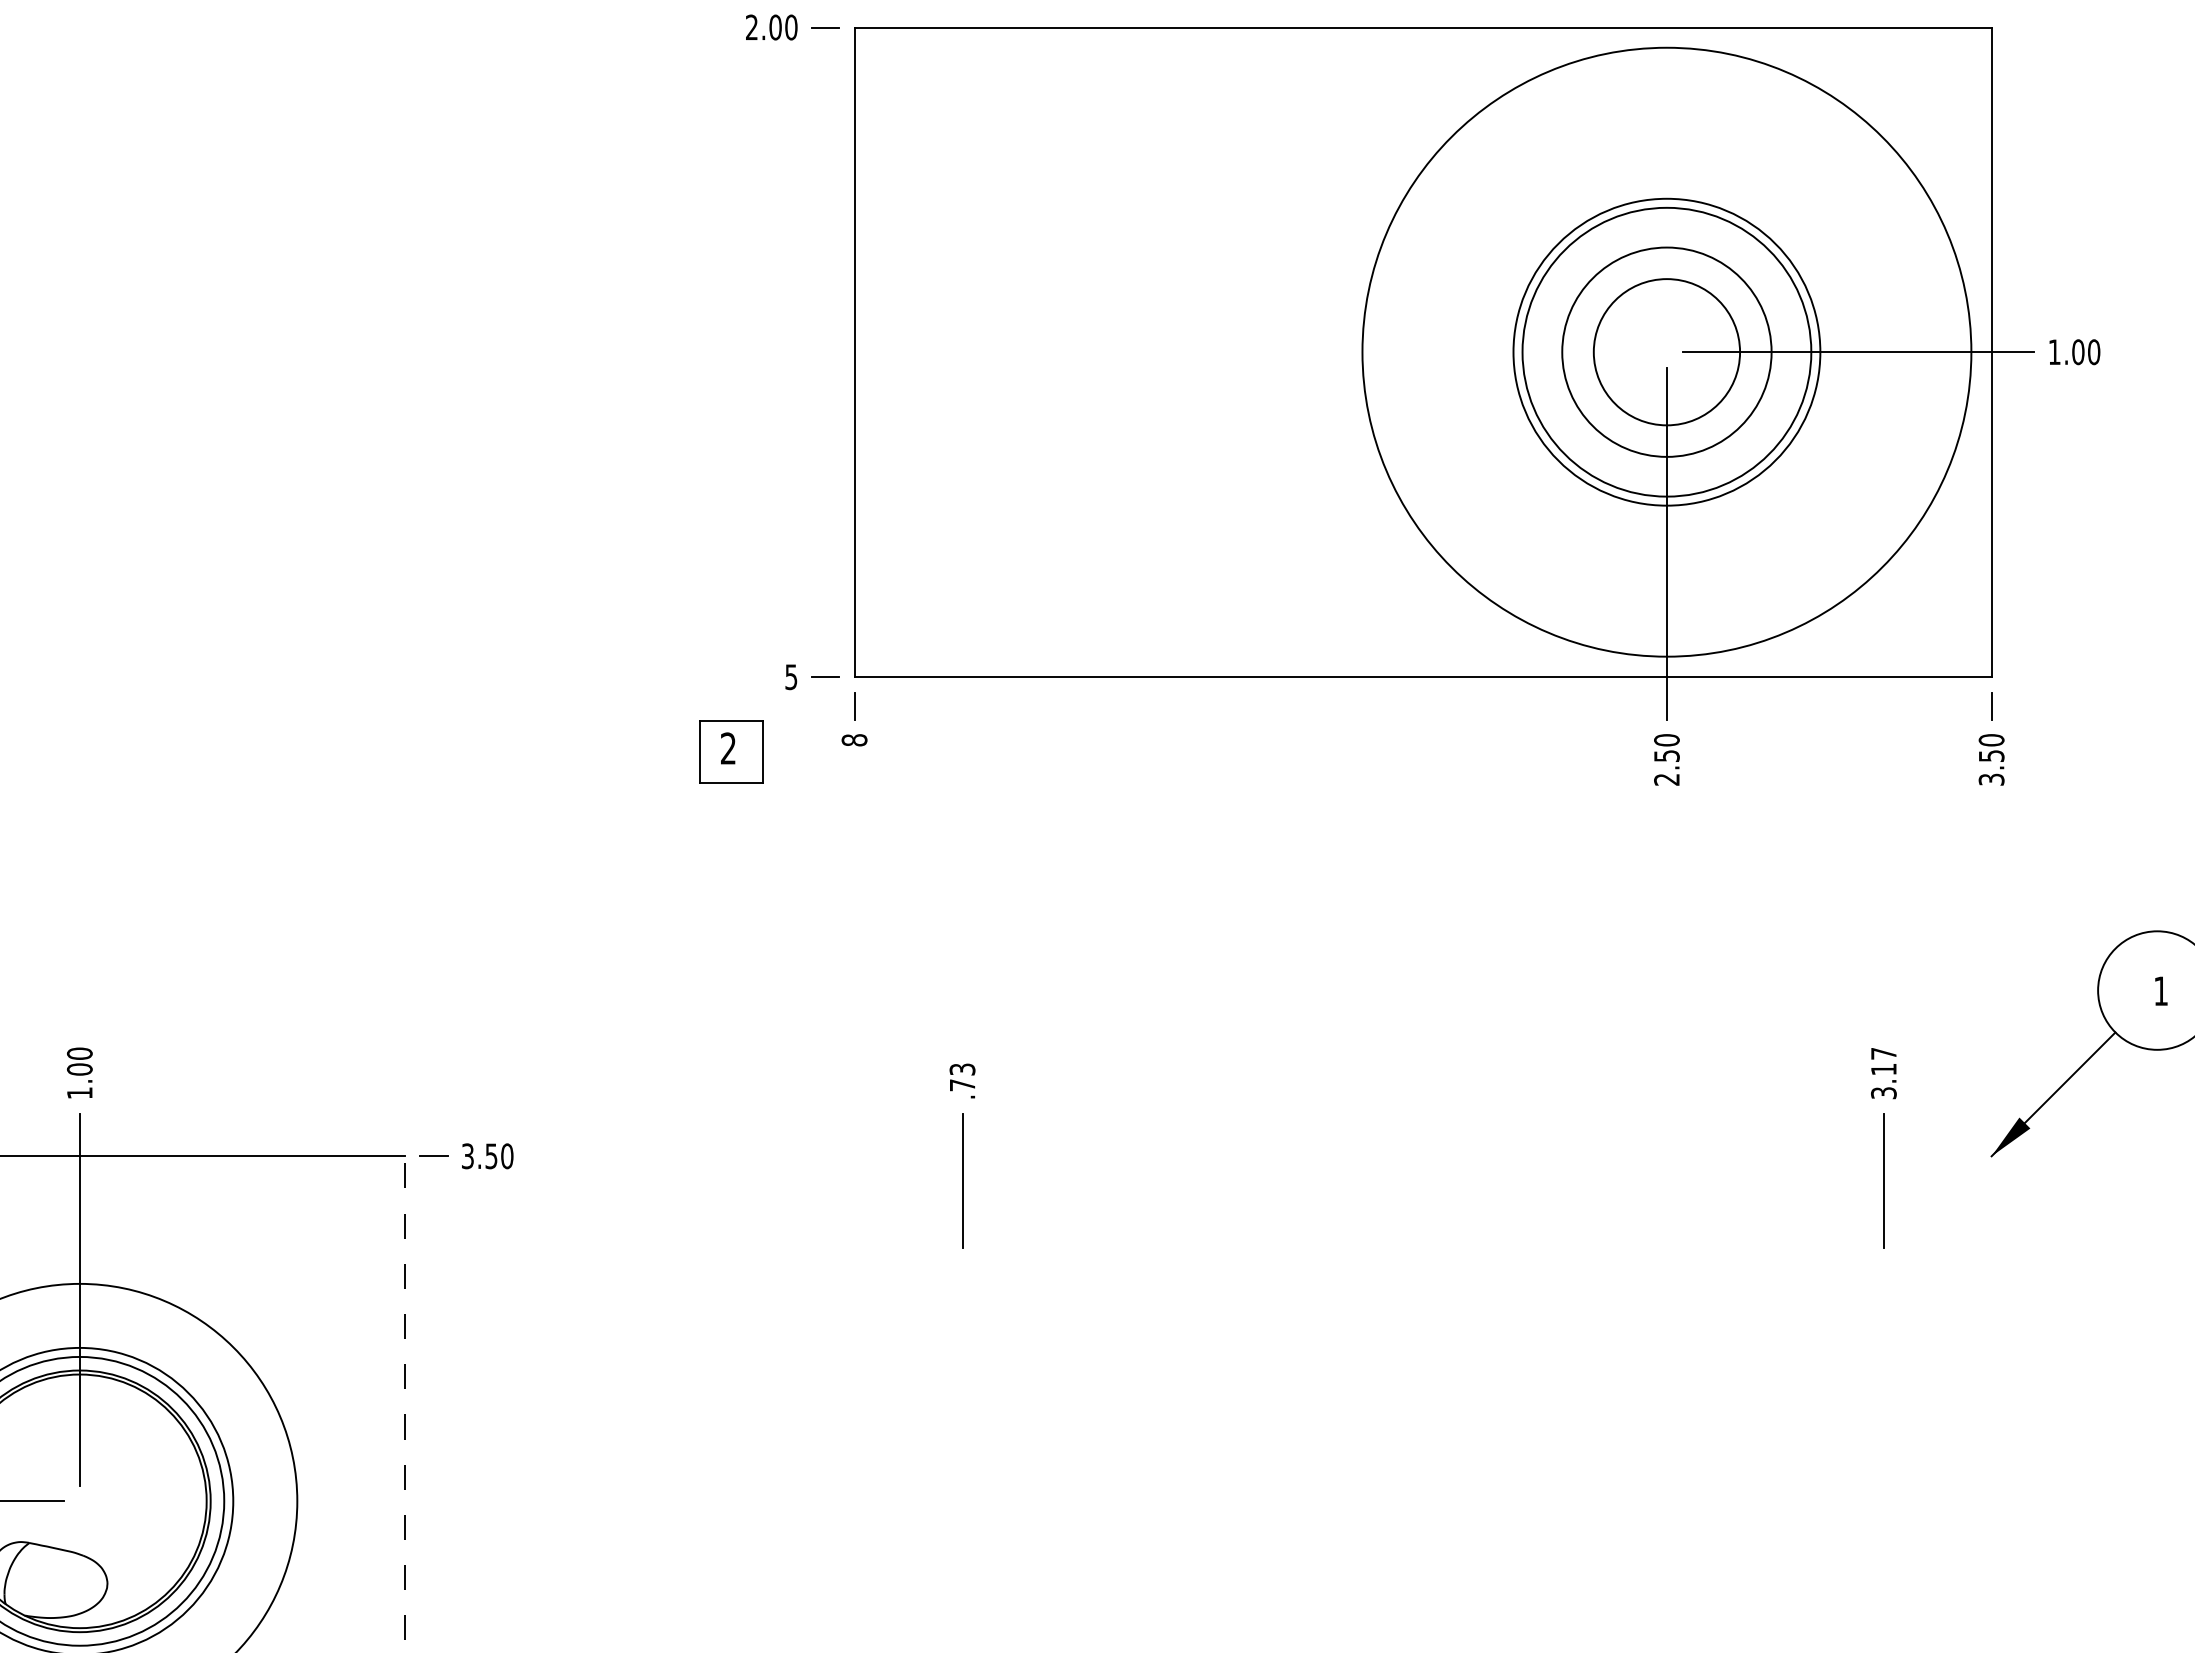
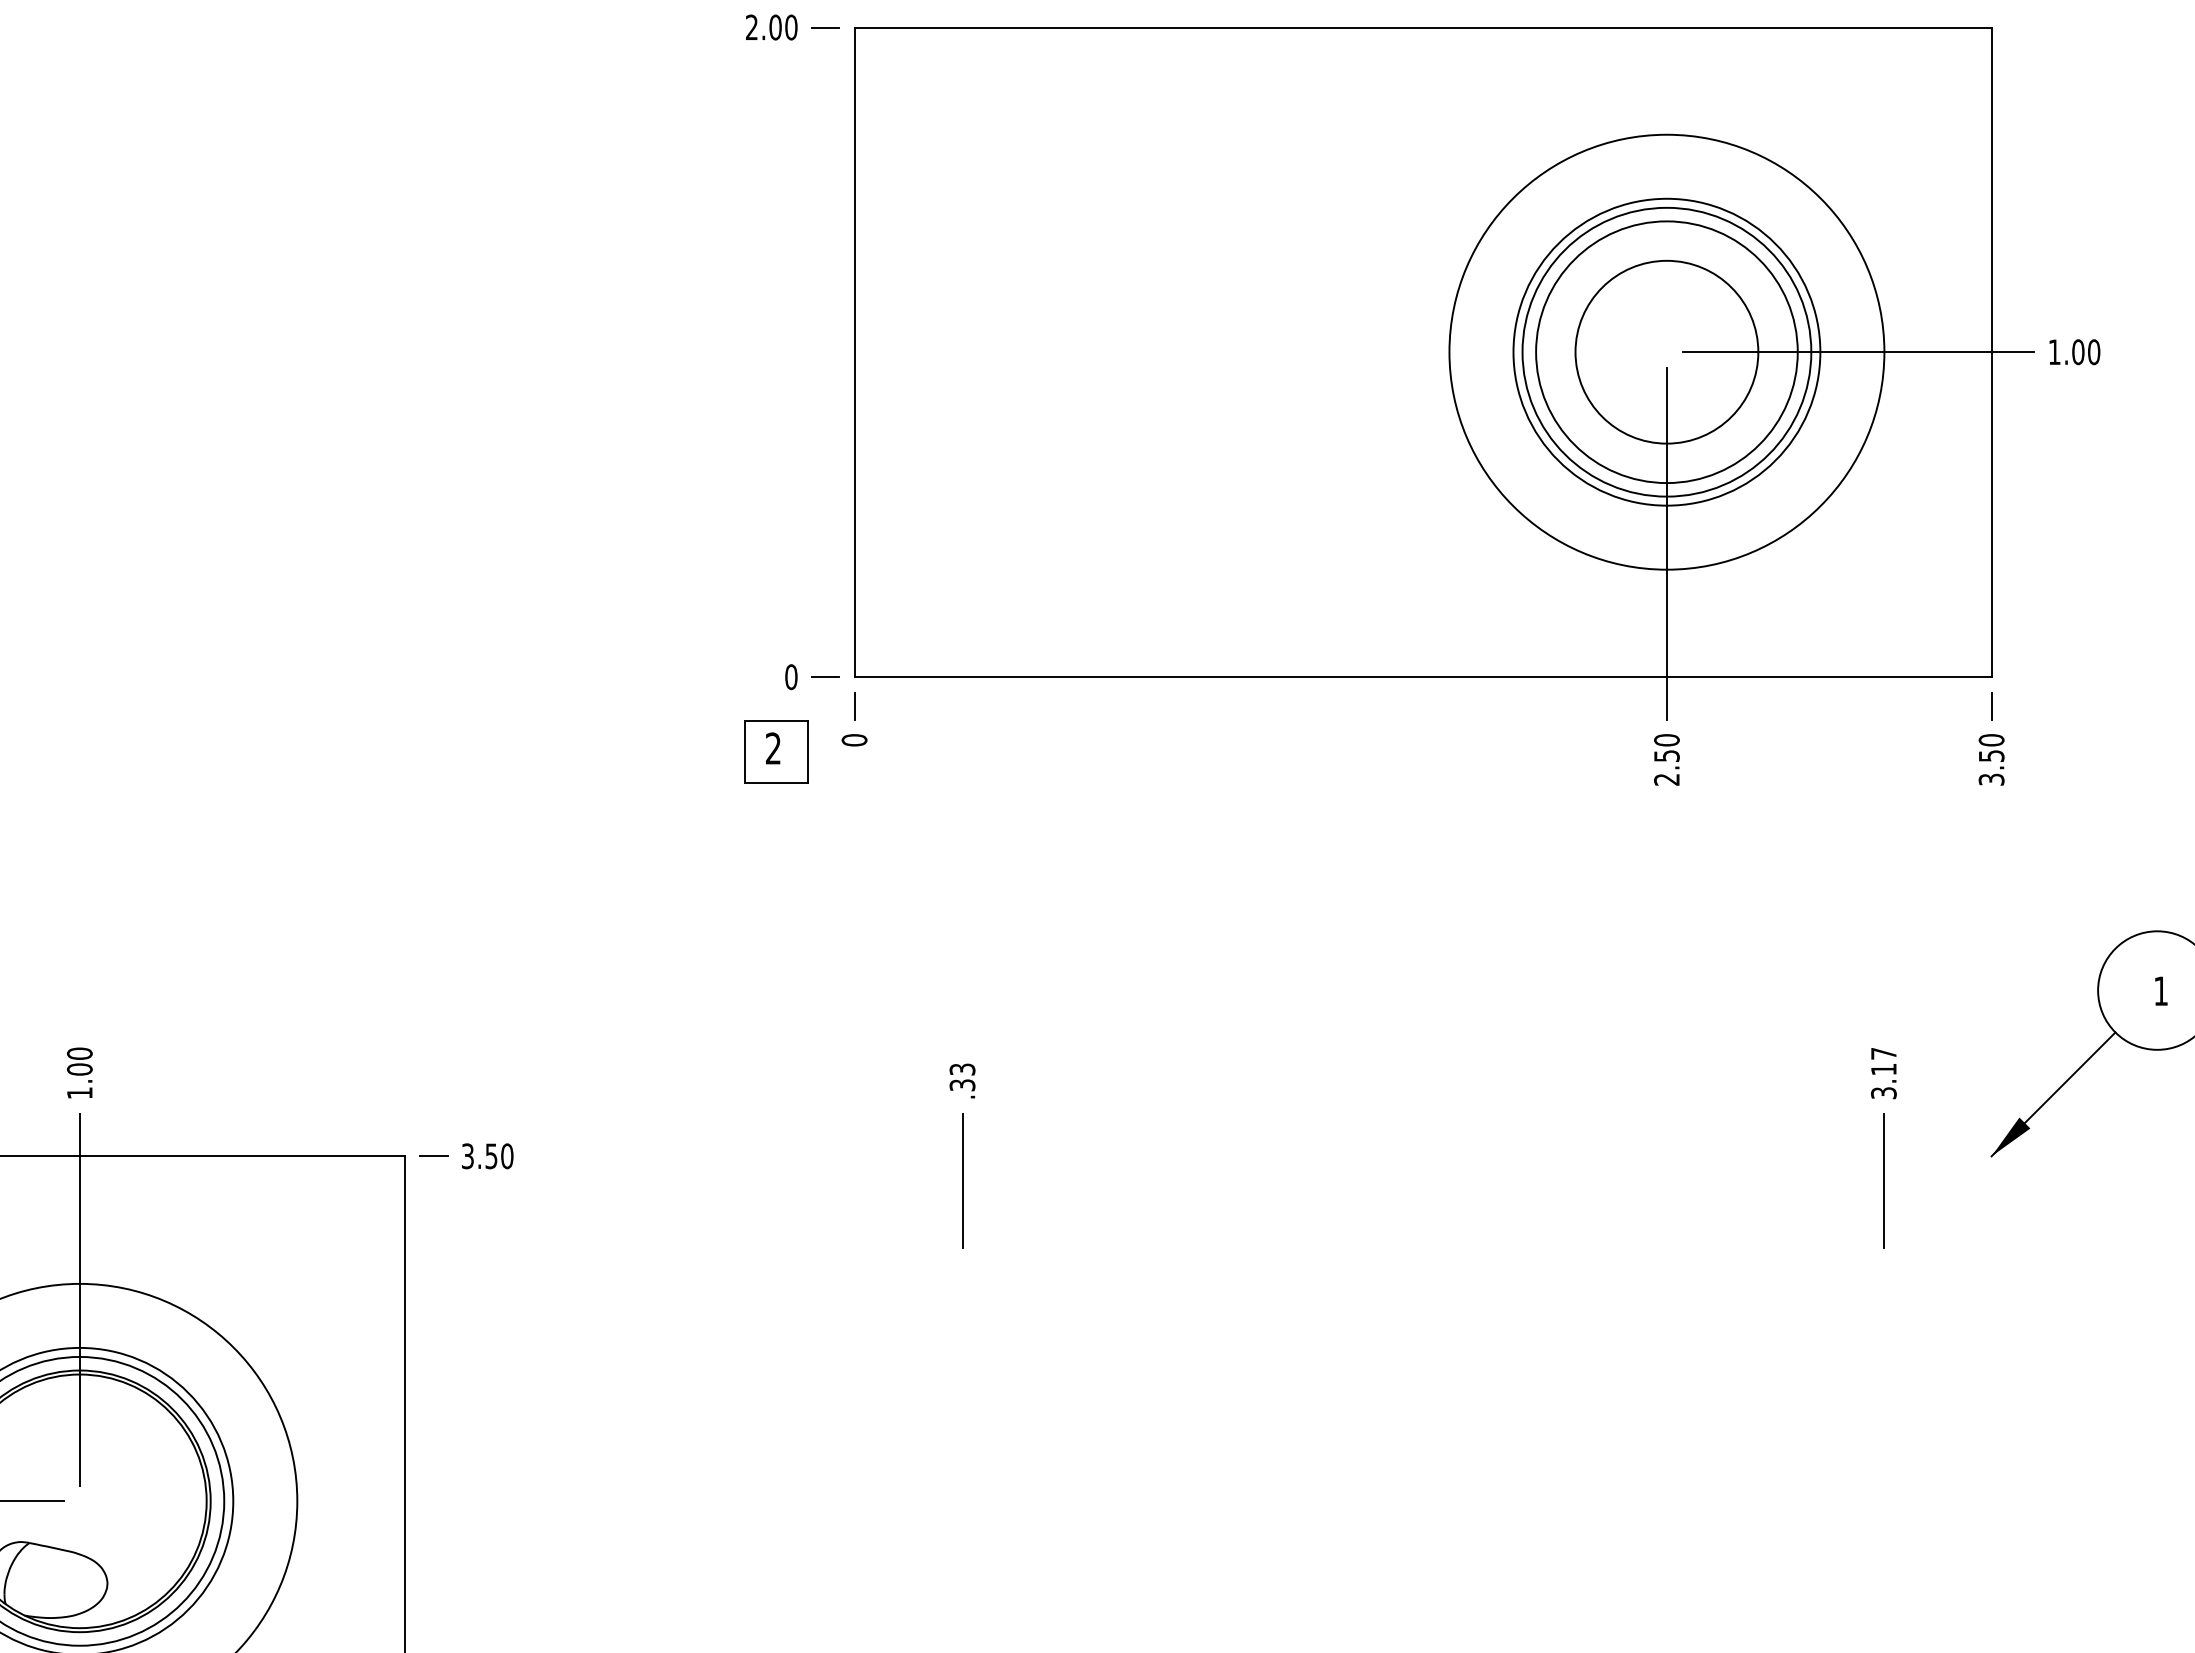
circle diameter: 209 px -> 262 px (1666, 352)
circle diameter: 609 px -> 435 px (1666, 351)
circle diameter: 146 px -> 183 px (1666, 351)
text: 5 -> 0 (791, 677)
text: 8 -> 0 (854, 740)
part position: (731, 751) -> (776, 751) (776, 751)
text: .73 -> .33 (962, 1085)
line: dashed -> solid (404, 1404)
